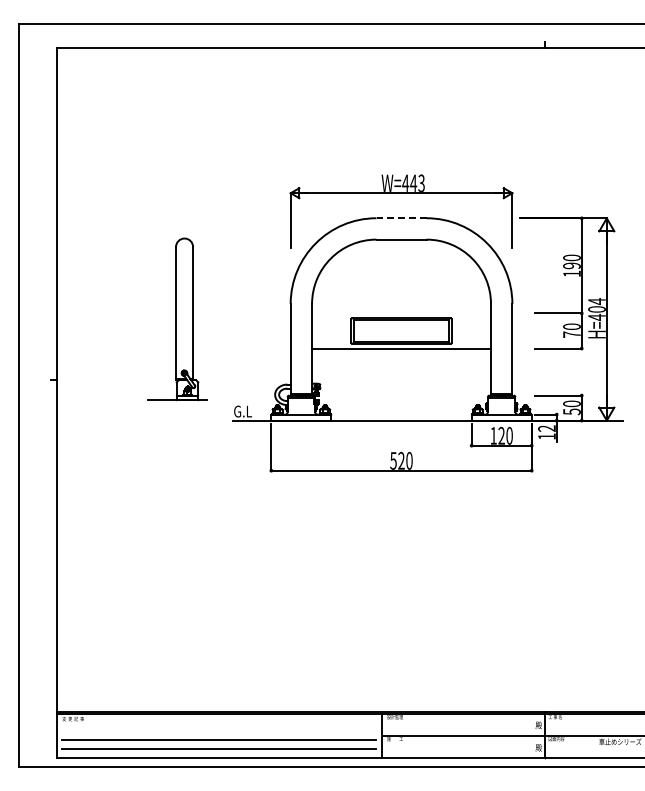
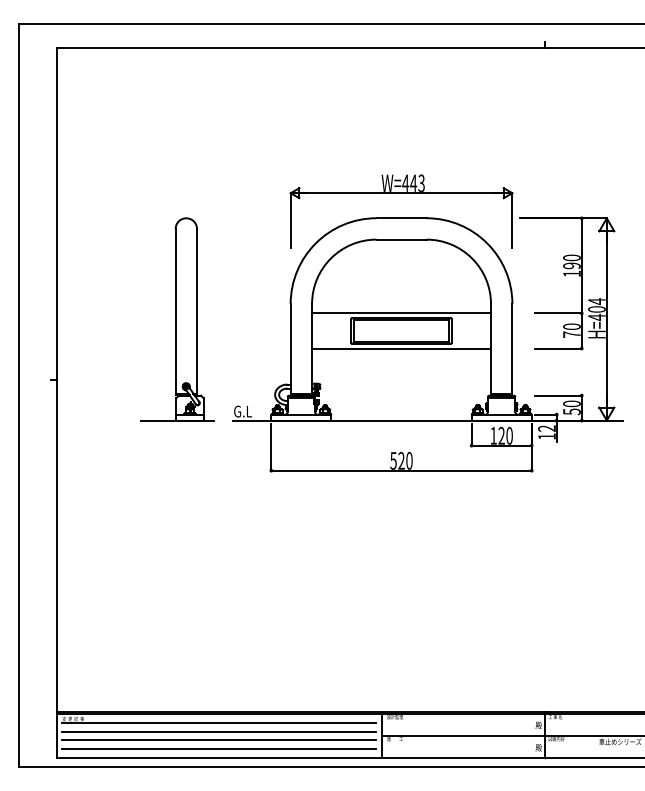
line: dashed -> solid (401, 218)
line: none -> present (401, 313)
part size: 61x165 px -> 75x205 px (177, 319)
line: none -> present (219, 722)
line: none -> present (219, 731)
